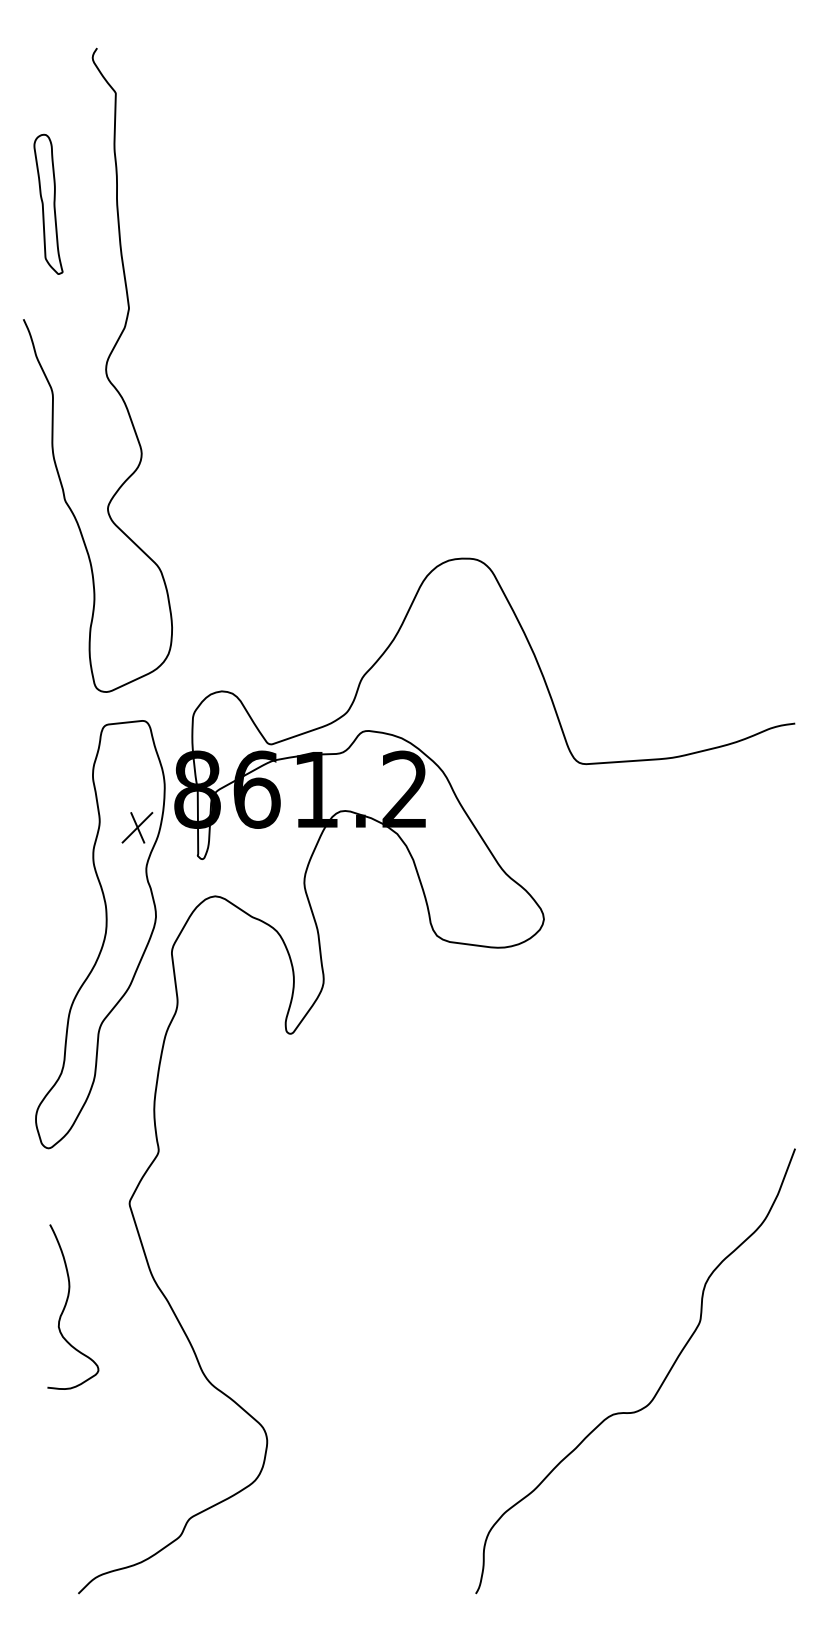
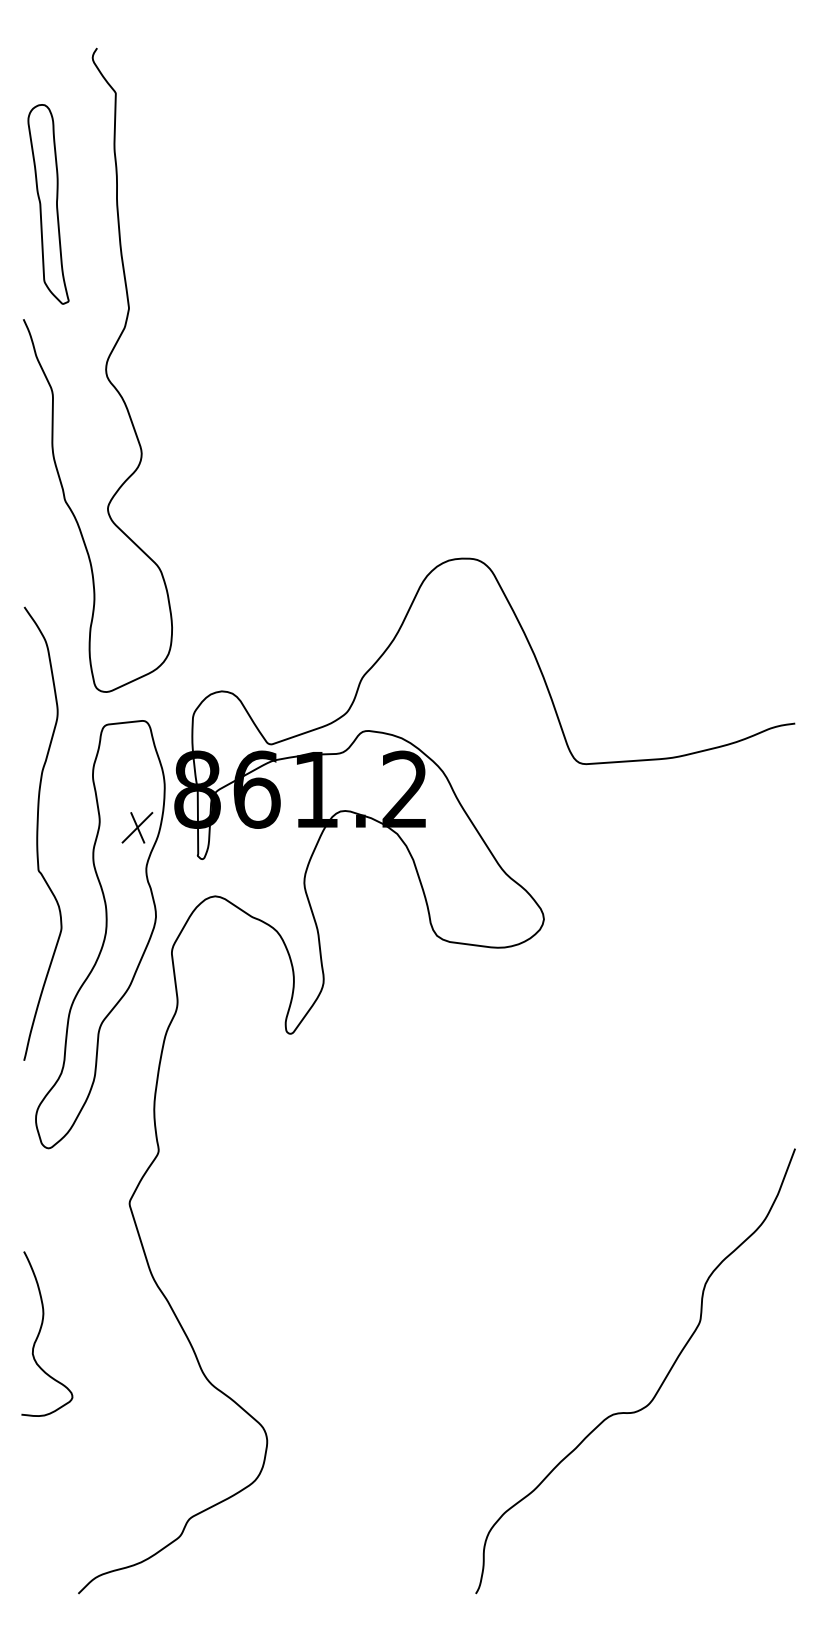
part size: 31x142 px -> 43x201 px (48, 204)
curve: none -> present (38, 833)
curve position: (66, 1305) -> (40, 1332) (40, 1332)
